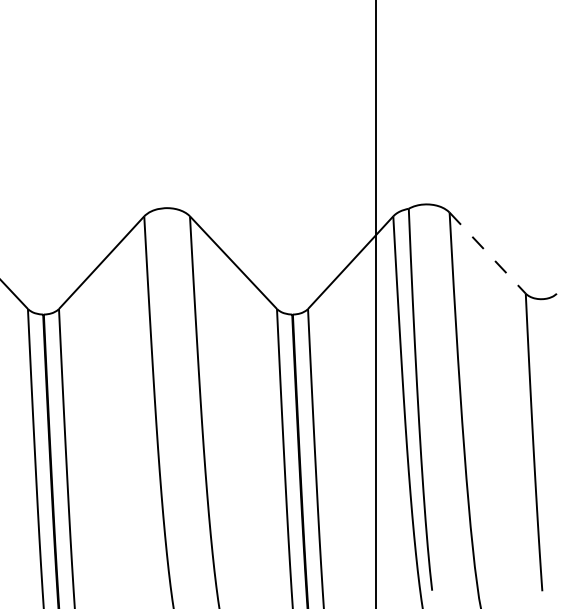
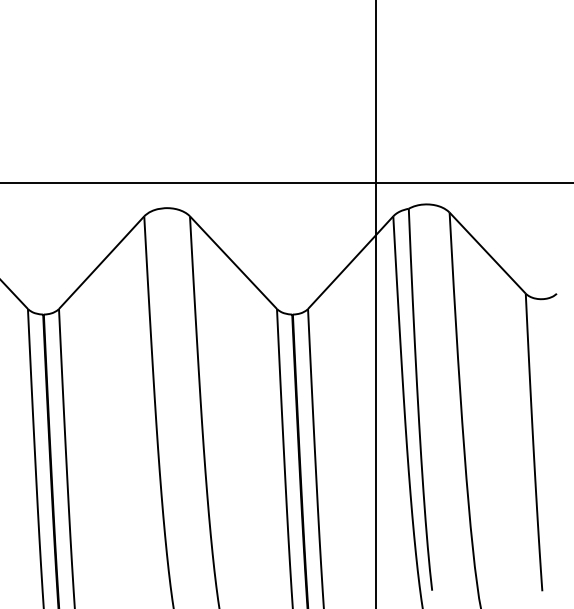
line: none -> present (286, 183)
line: dashed -> solid (487, 253)
